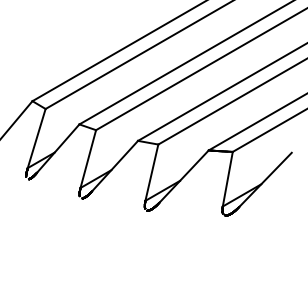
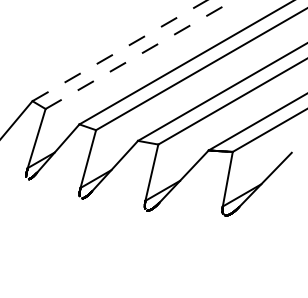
line: solid -> dashed (119, 50)
line: solid -> dashed (140, 54)
